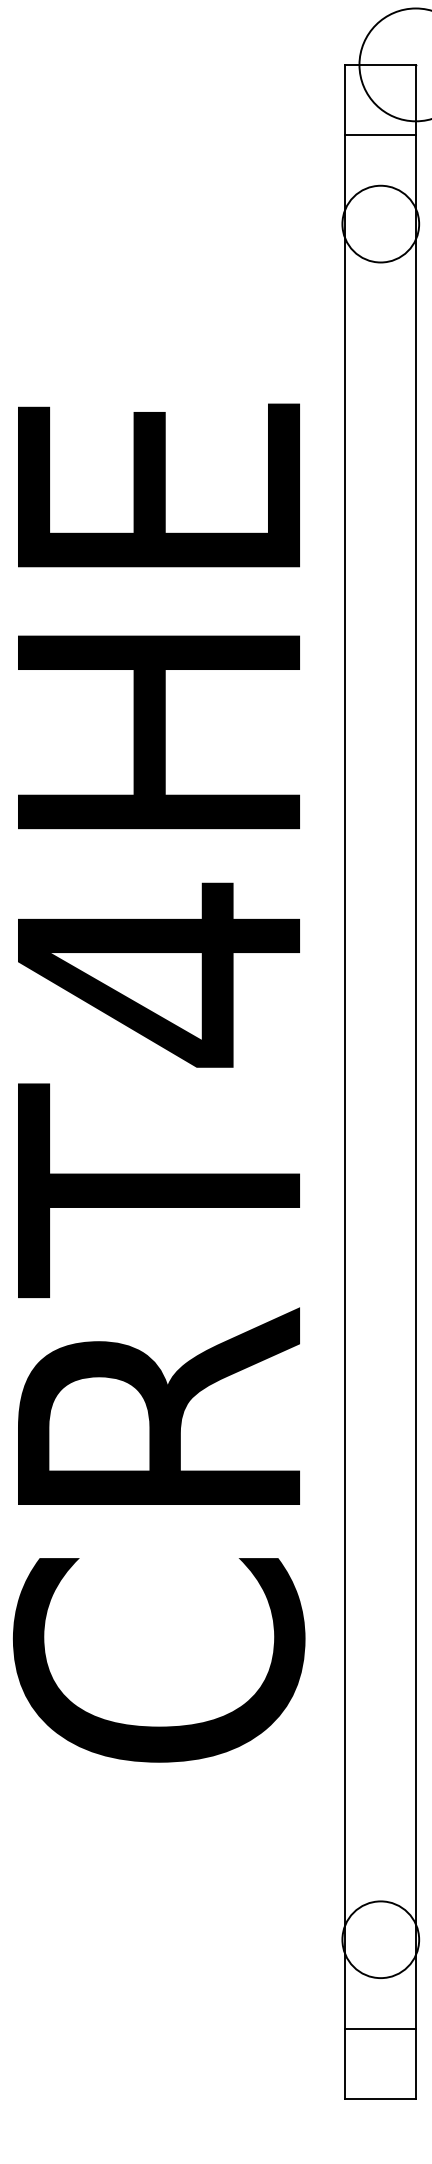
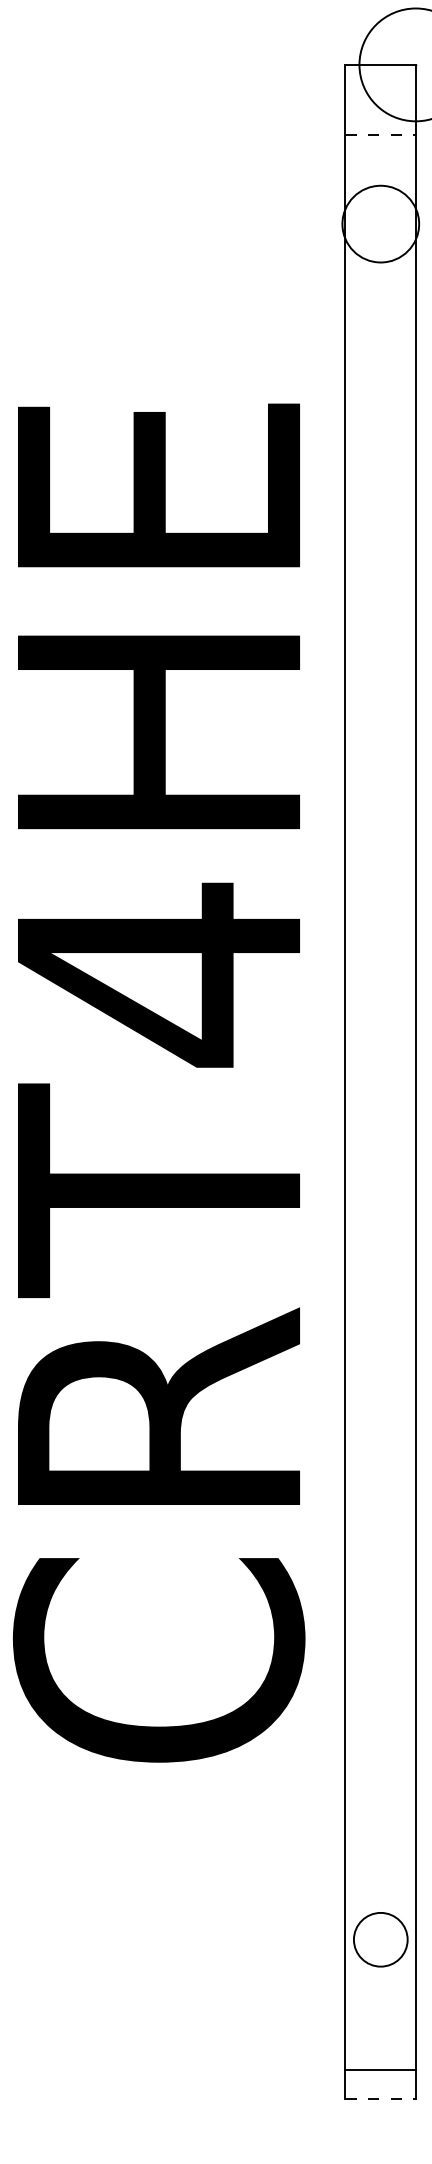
line: solid -> dashed (381, 135)
circle diameter: 77 px -> 54 px (380, 1939)
line position: (380, 2028) -> (380, 2069) (380, 2069)
line: solid -> dashed (381, 2099)
